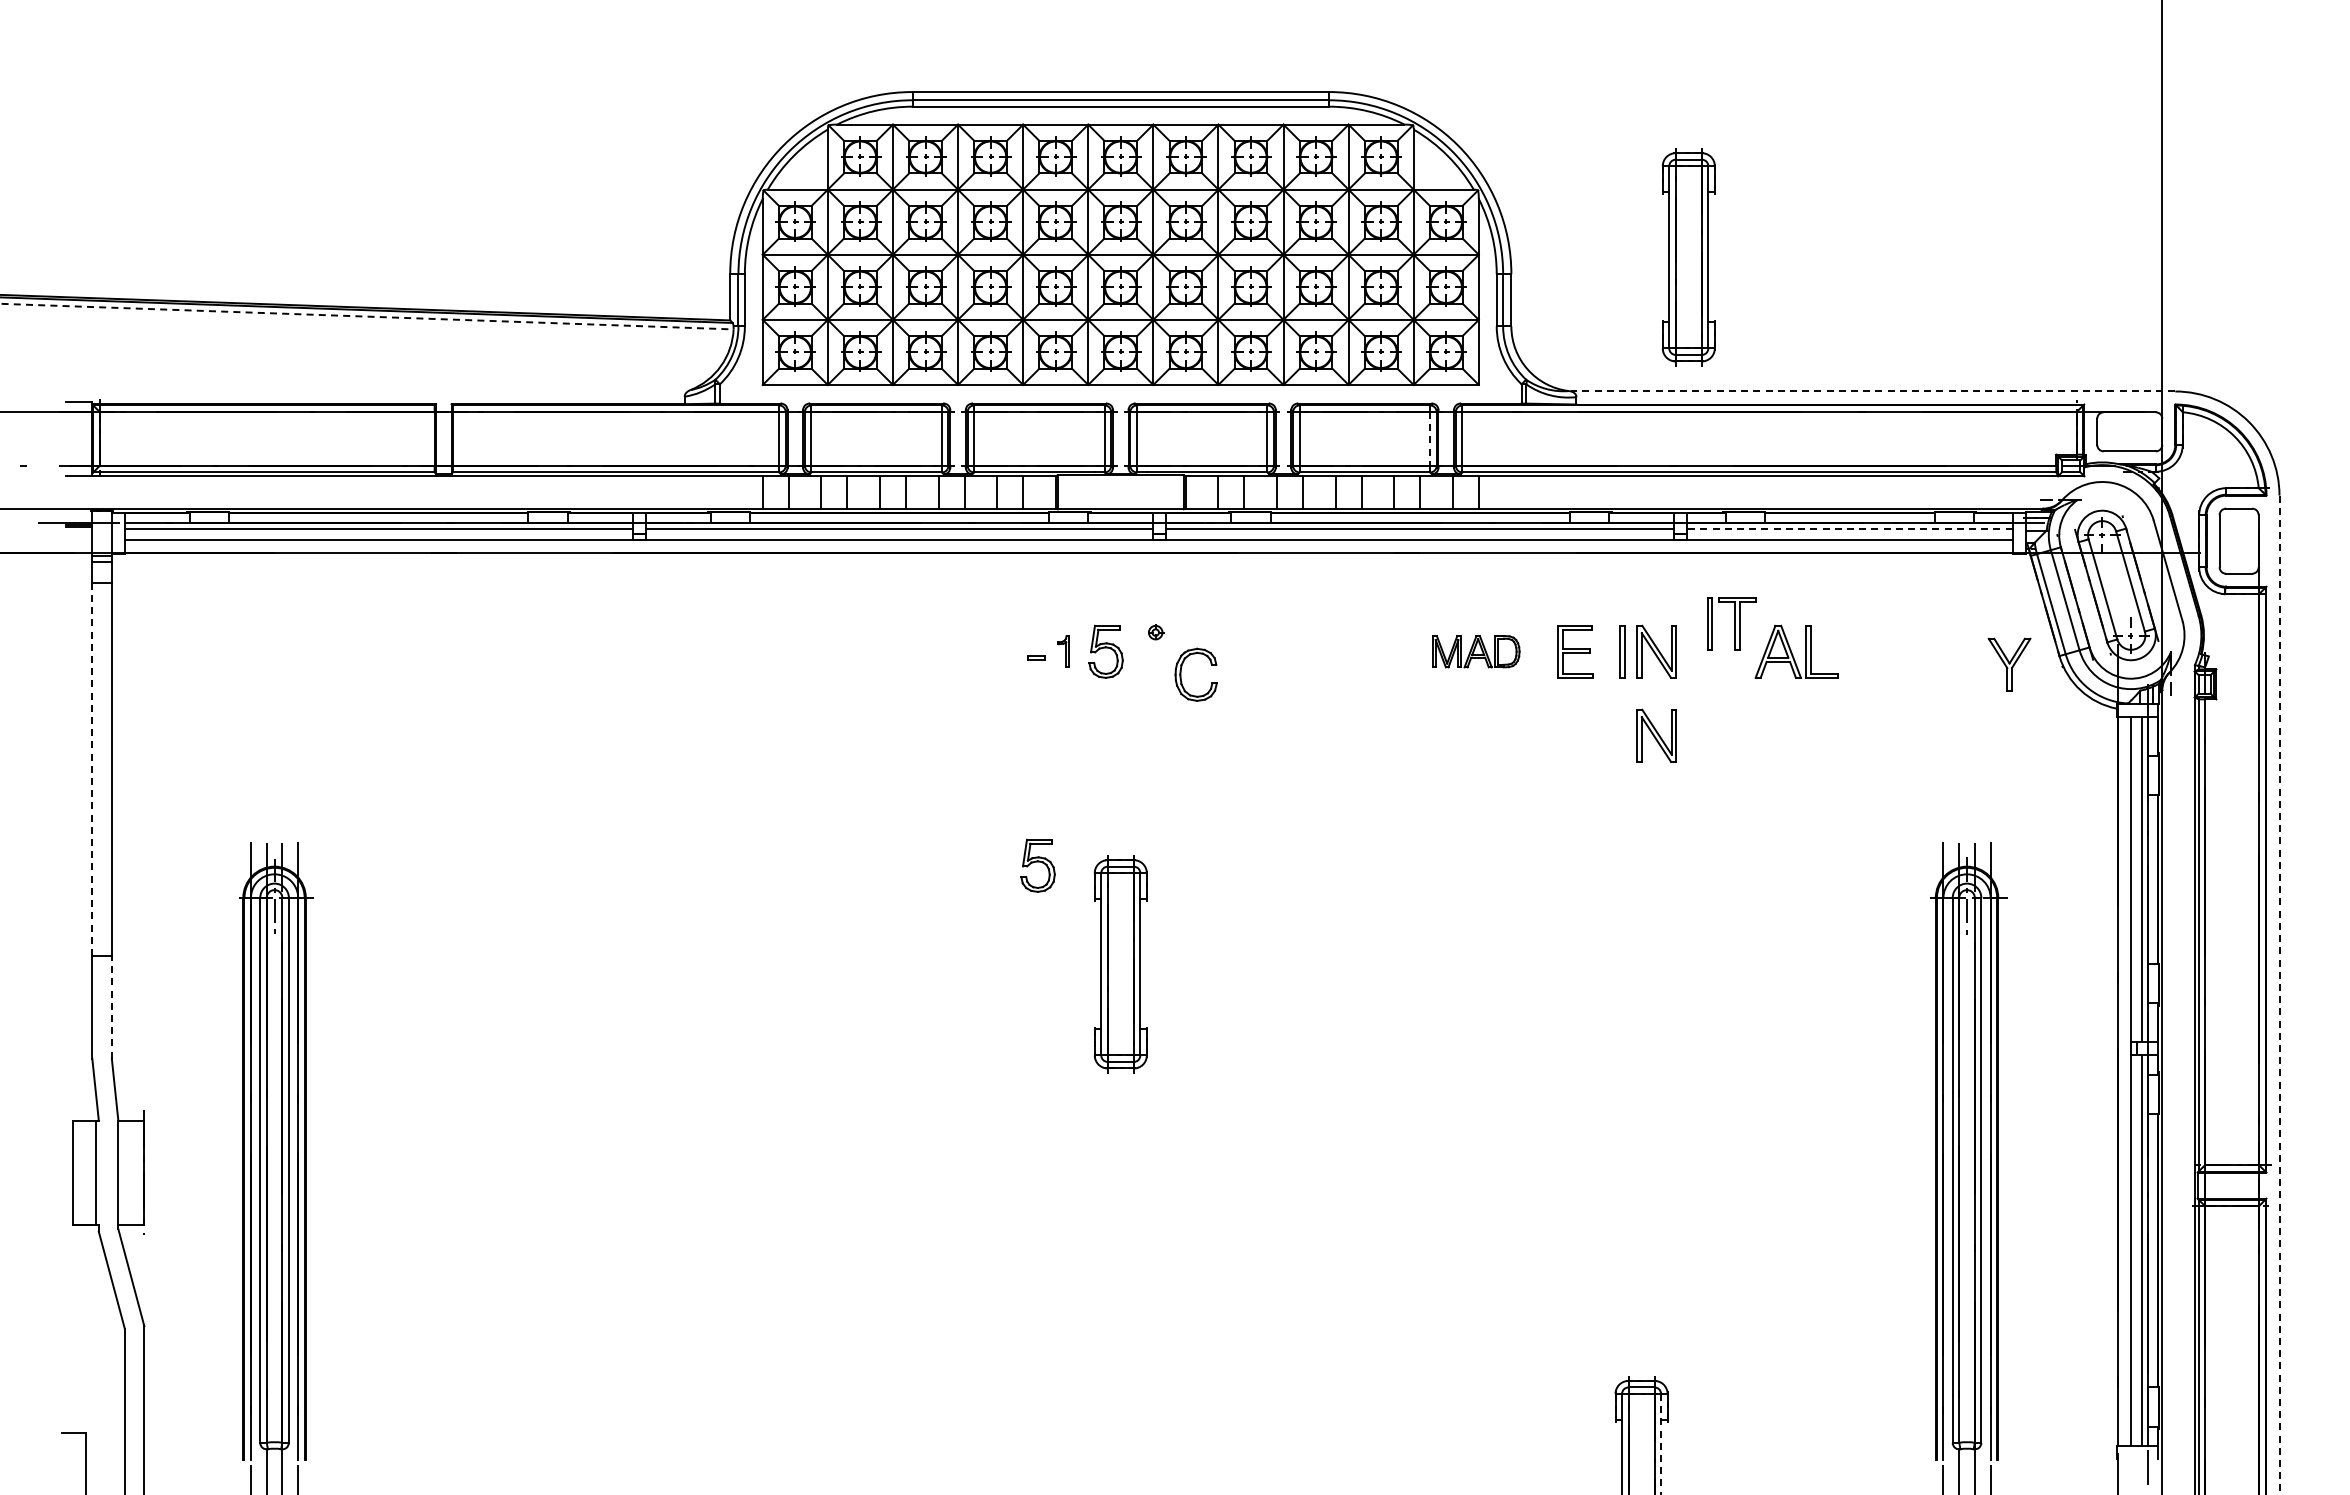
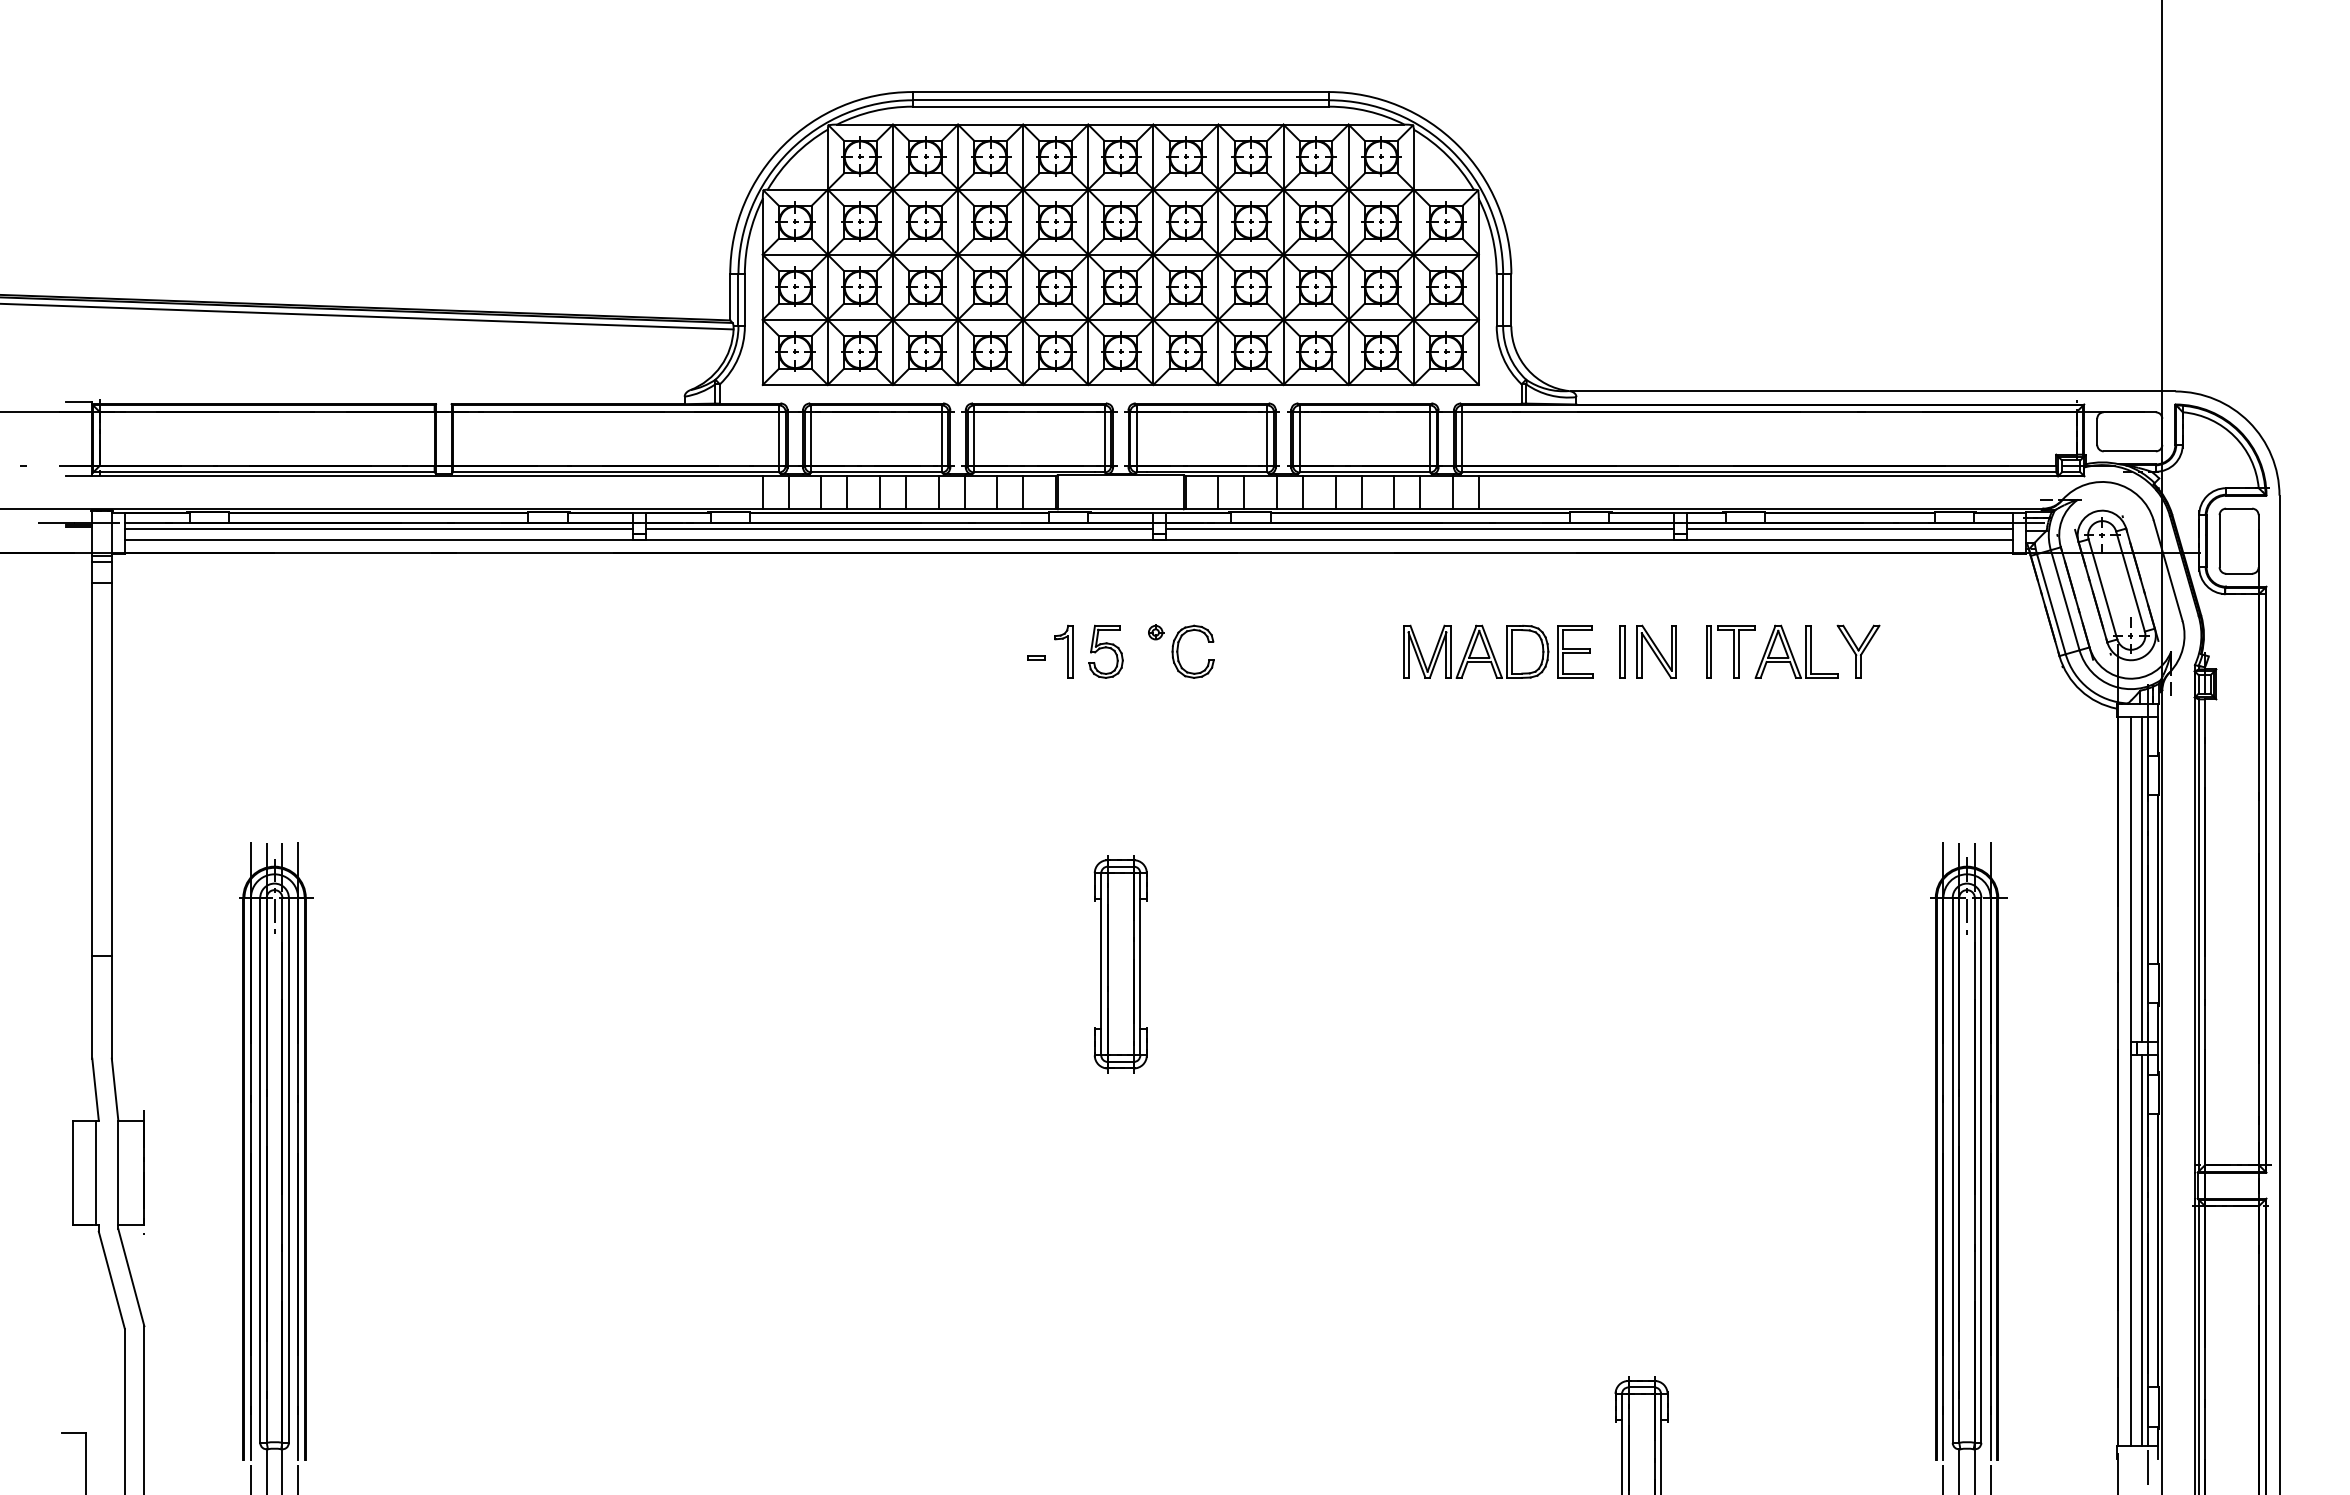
part: present -> none (1688, 257)
line: dashed -> solid (366, 316)
line: dashed -> solid (1872, 391)
line: dashed -> solid (1430, 439)
line: dashed -> solid (1849, 528)
part position: (1731, 623) -> (1730, 651) (1730, 651)
part size: 13x33 px -> 20x55 px (1063, 651)
part size: 89x34 px -> 147x55 px (1476, 651)
part position: (2009, 664) -> (1858, 651) (1858, 651)
part position: (1181, 674) -> (1178, 651) (1178, 651)
part: present -> none (1656, 735)
line: dashed -> solid (92, 769)
part: present -> none (1037, 865)
line: dashed -> solid (2279, 995)
line: dashed -> solid (111, 1006)
line: dashed -> solid (1661, 1444)
